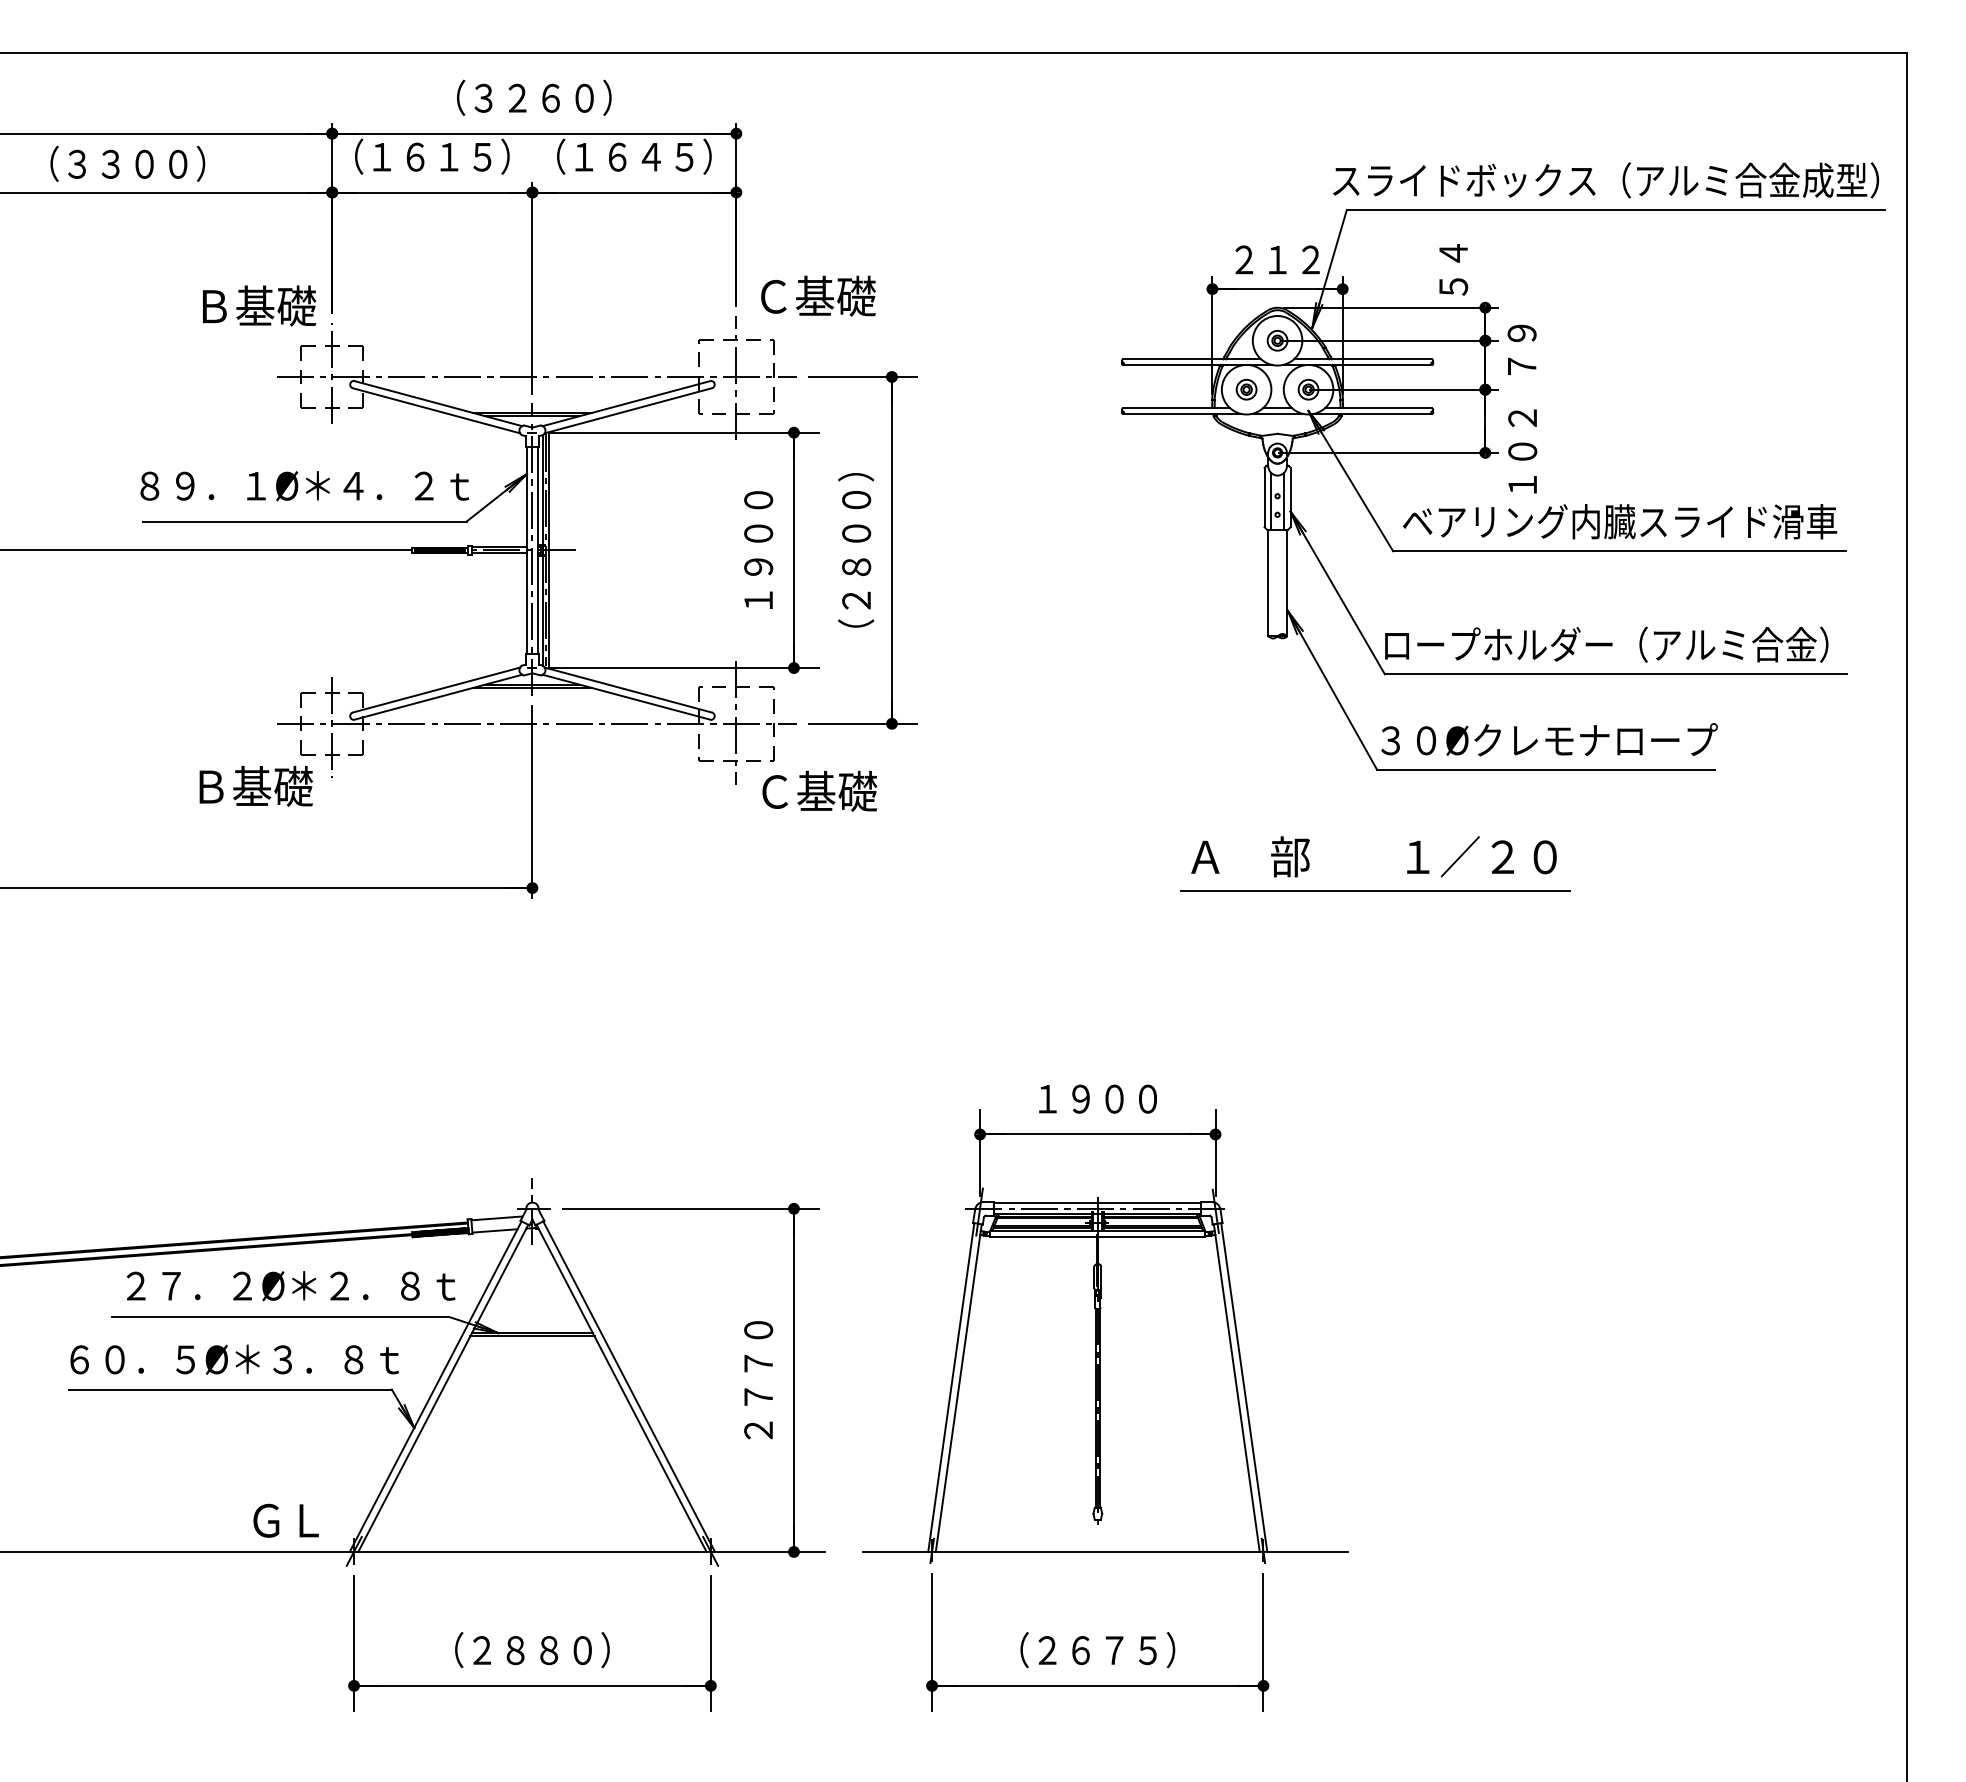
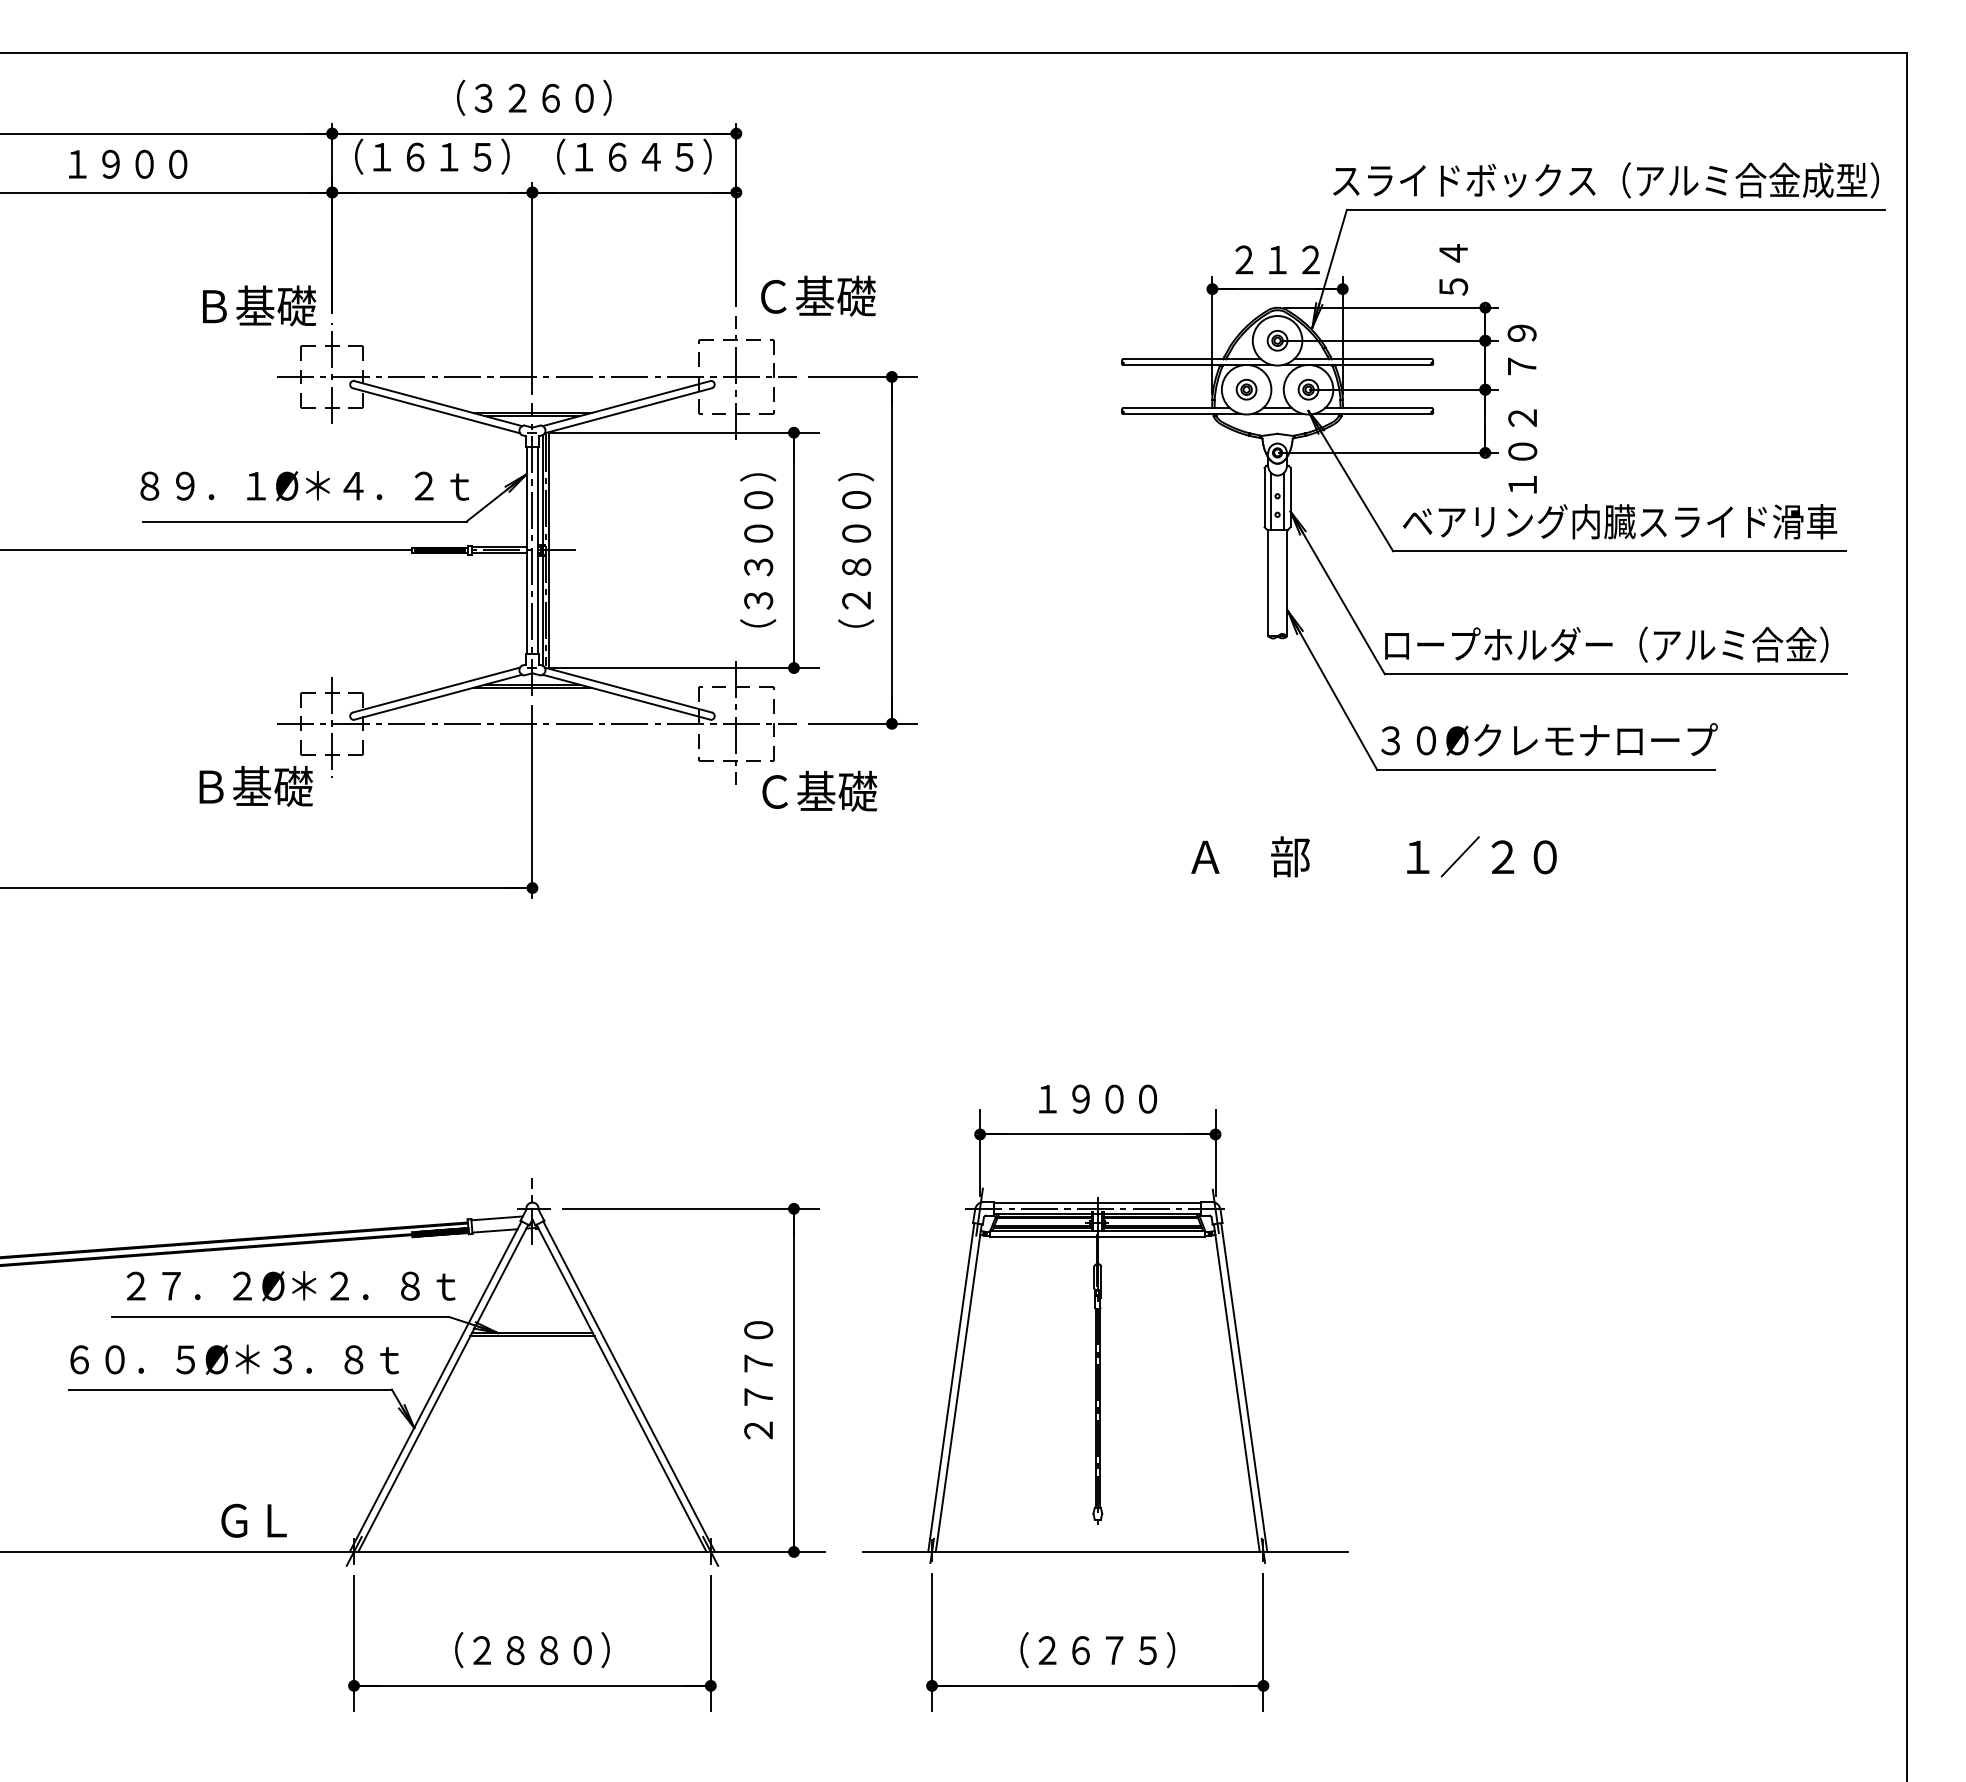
text: （３３００） -> １９００ (127, 163)
text: １９００ -> （３３００） (758, 550)
line: present -> none (1374, 891)
text position: (285, 1520) -> (253, 1520) (253, 1520)
